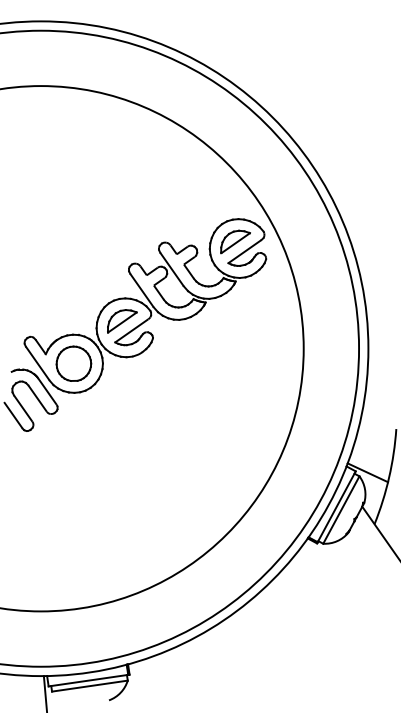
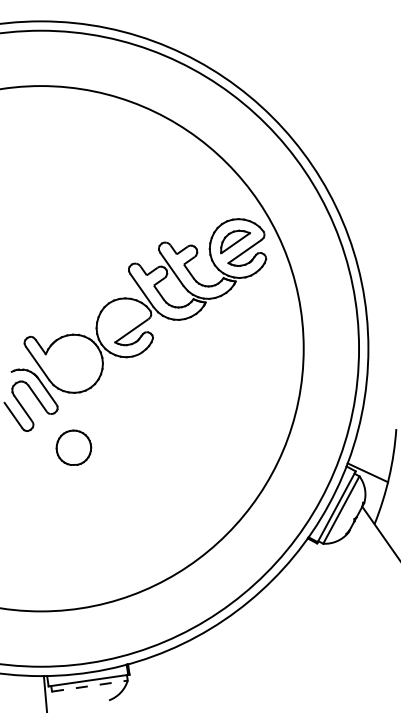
part: present -> none (122, 321)
part position: (73, 363) -> (73, 447) (73, 447)
line: solid -> dashed (90, 686)
